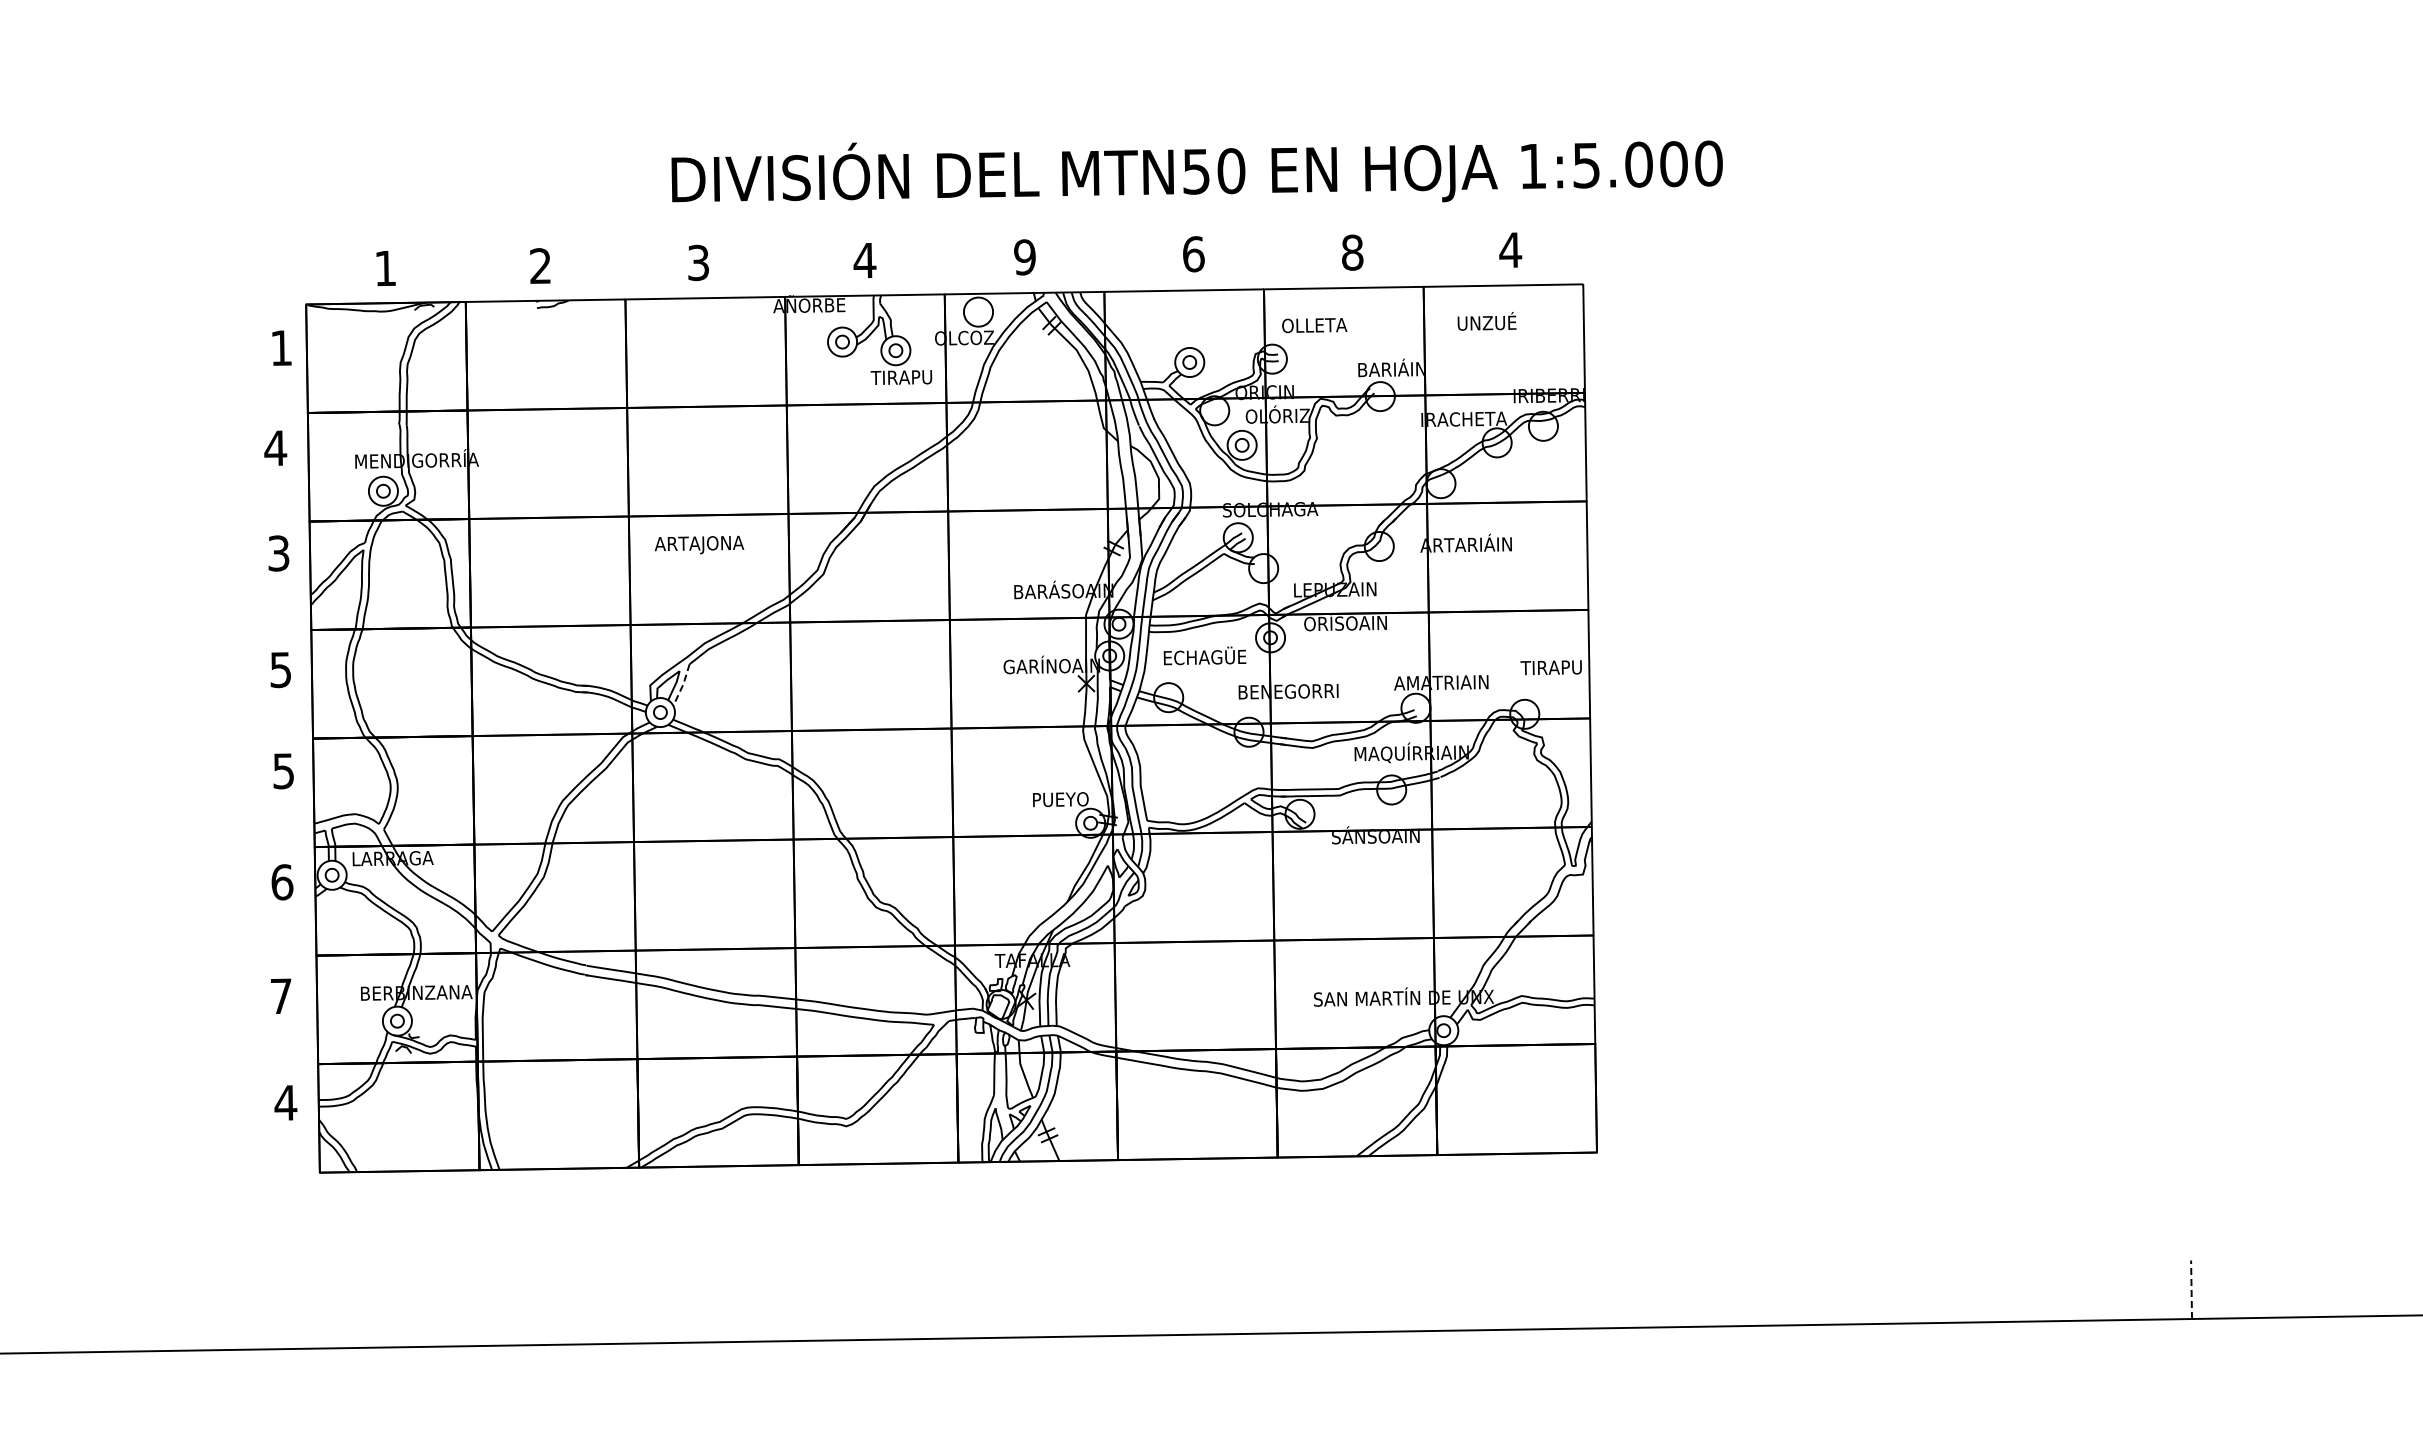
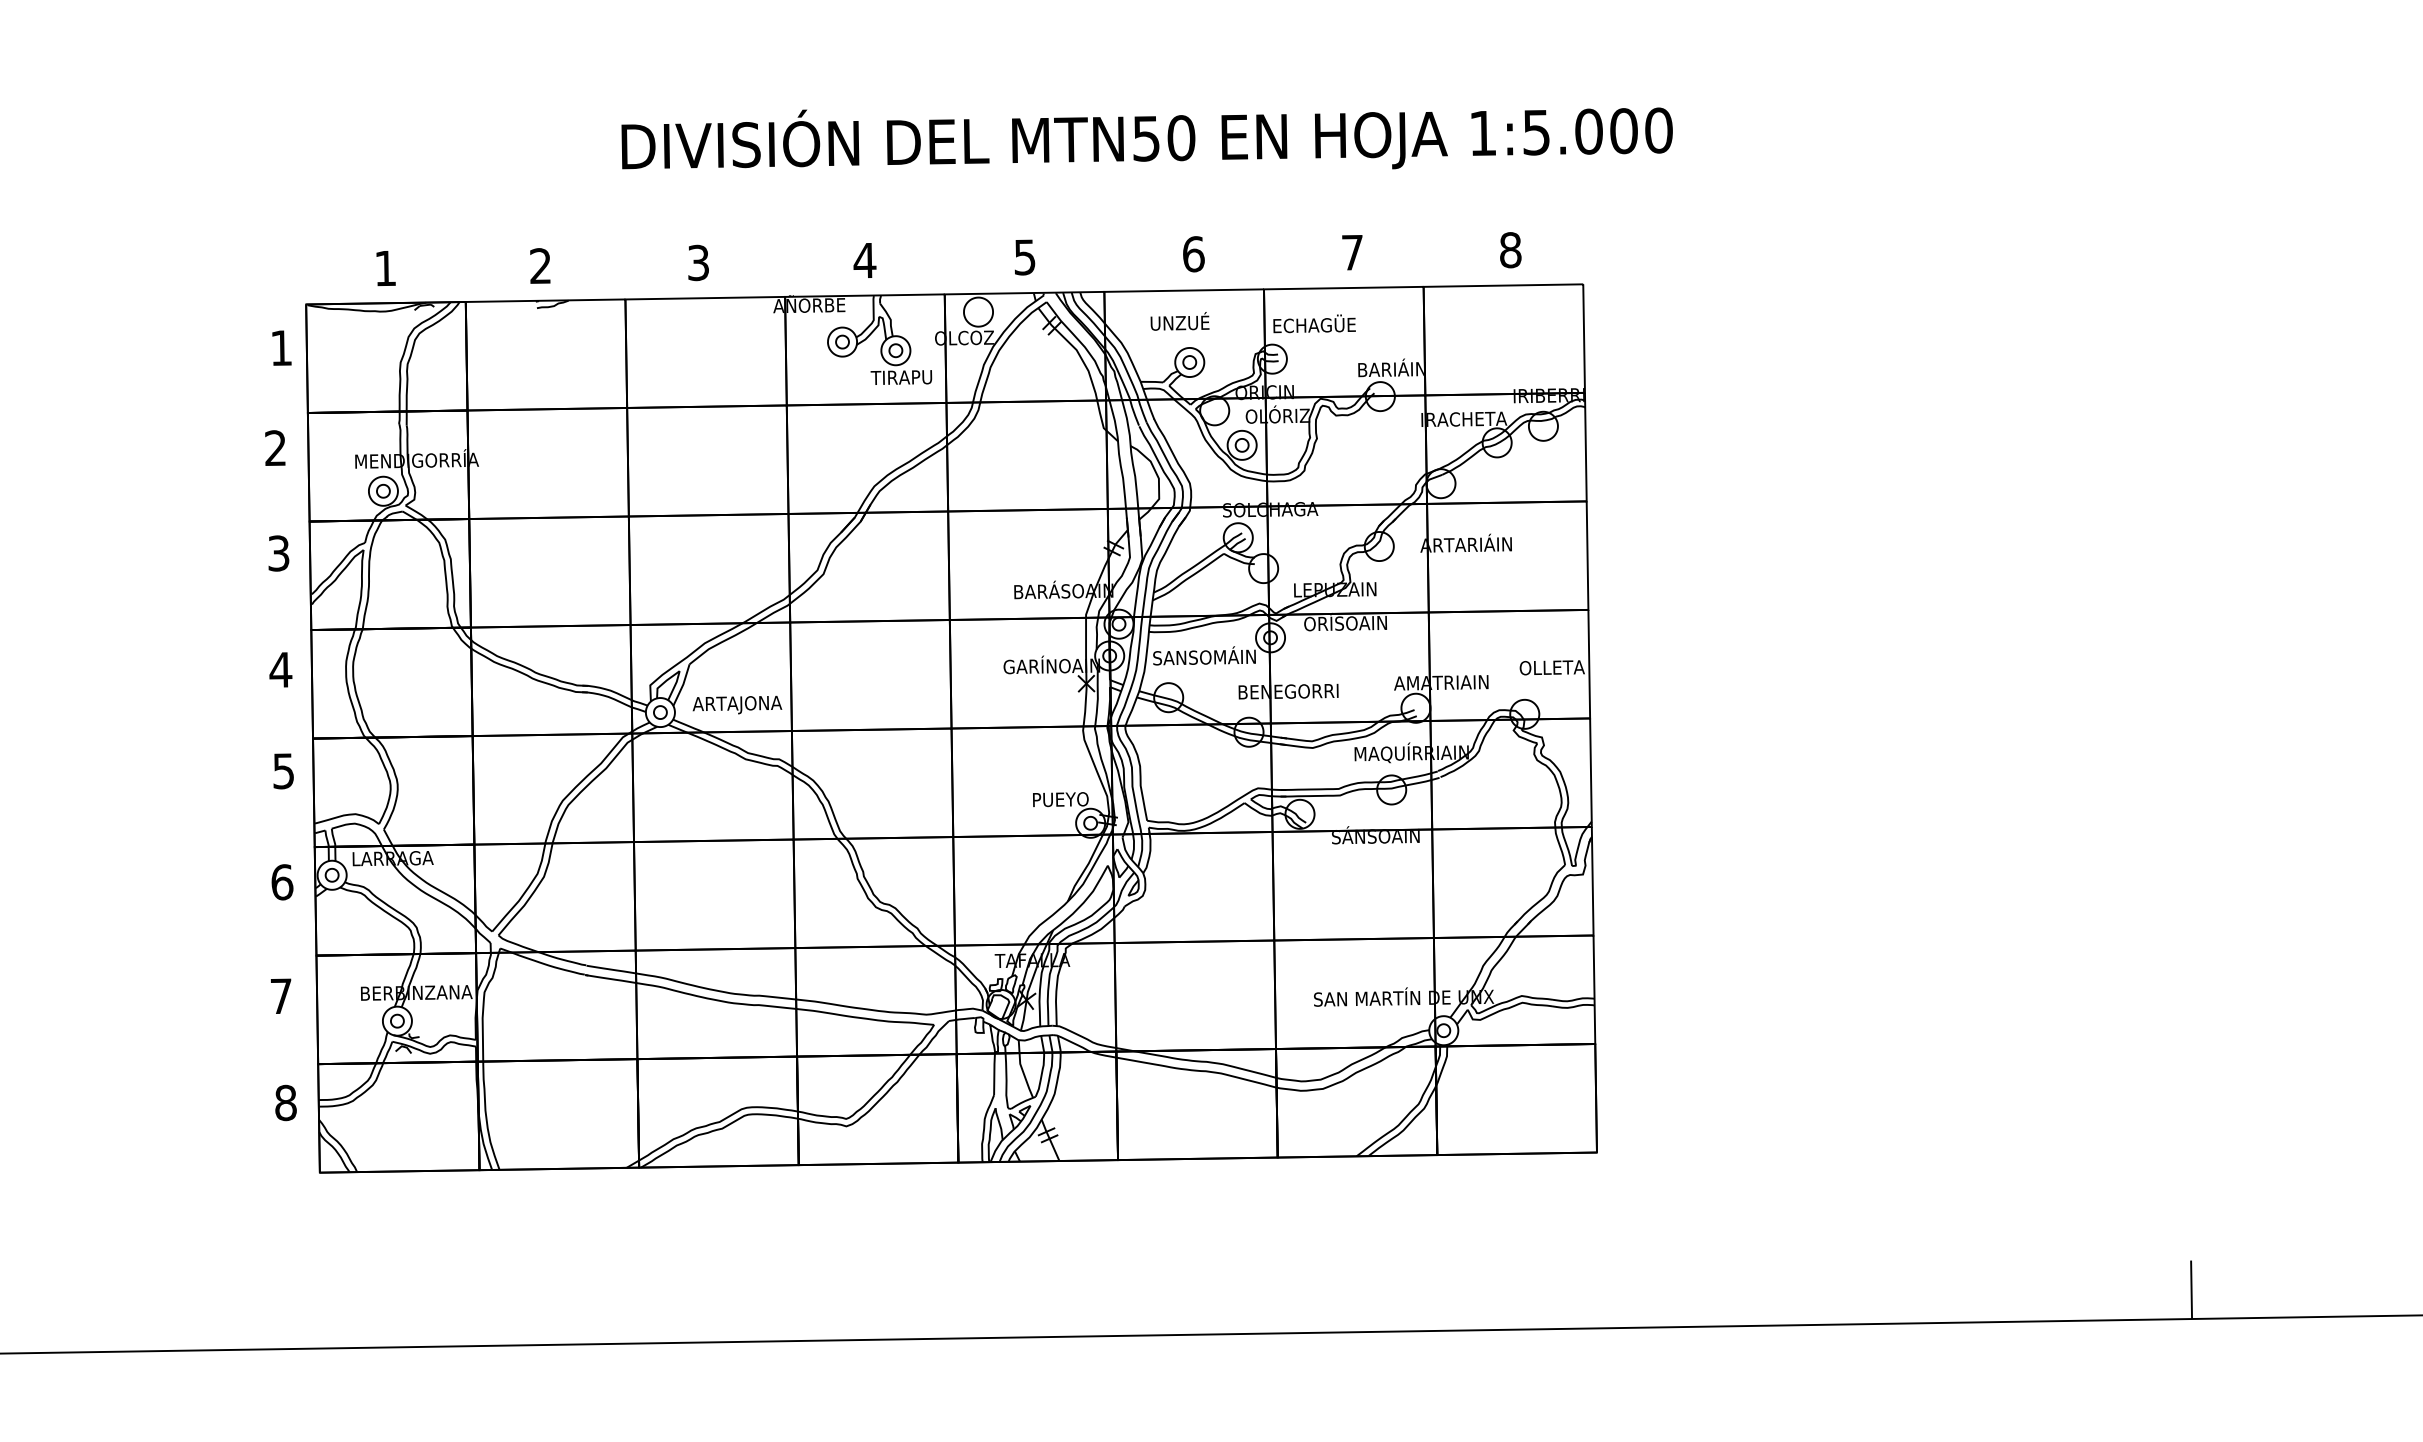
text position: (1196, 171) -> (1146, 138) (1146, 138)
text: 4 -> 8 (1510, 250)
text: 8 -> 7 (1352, 252)
text: 9 -> 5 (1024, 257)
text position: (1486, 321) -> (1179, 321) (1179, 321)
text: OLLETA -> ECHAGÜE (1314, 323)
text: 4 -> 2 (275, 447)
text position: (699, 544) -> (737, 704) (737, 704)
text: ECHAGÜE -> SANSOMÁIN (1204, 655)
text: TIRAPU -> OLLETA (1551, 667)
text: 5 -> 4 (280, 670)
line: dashed -> solid (682, 685)
text: 4 -> 8 (285, 1102)
line: dashed -> solid (2191, 1289)
